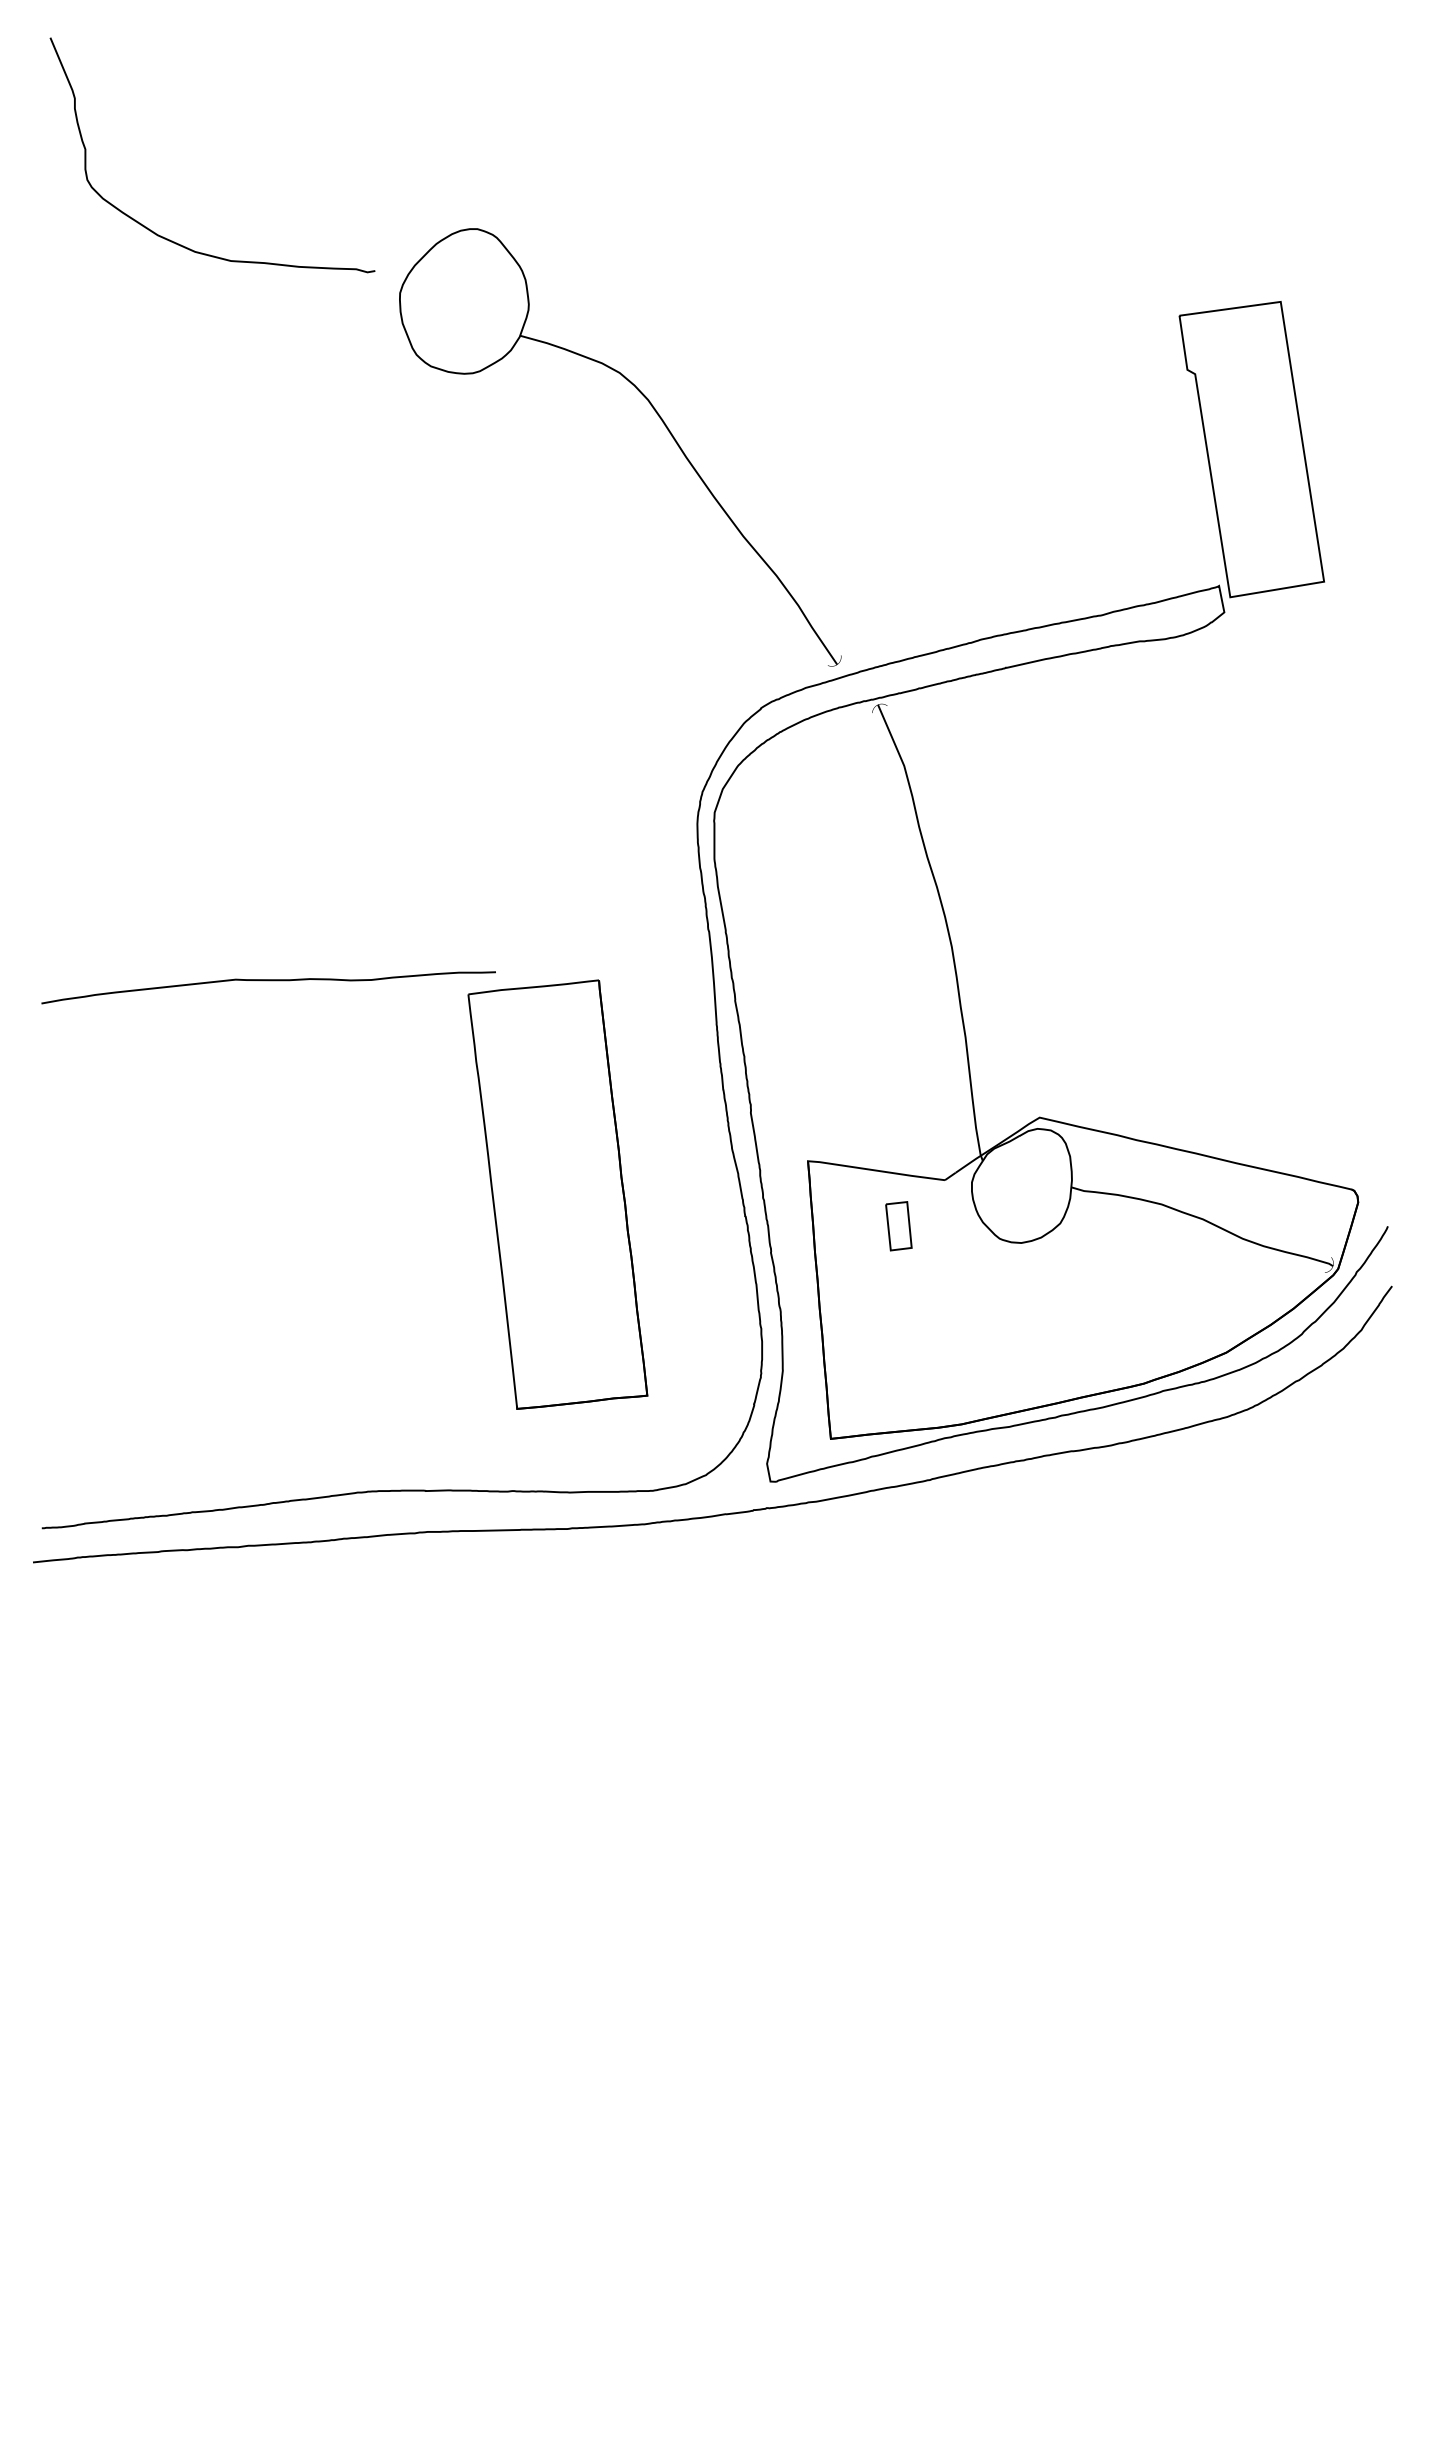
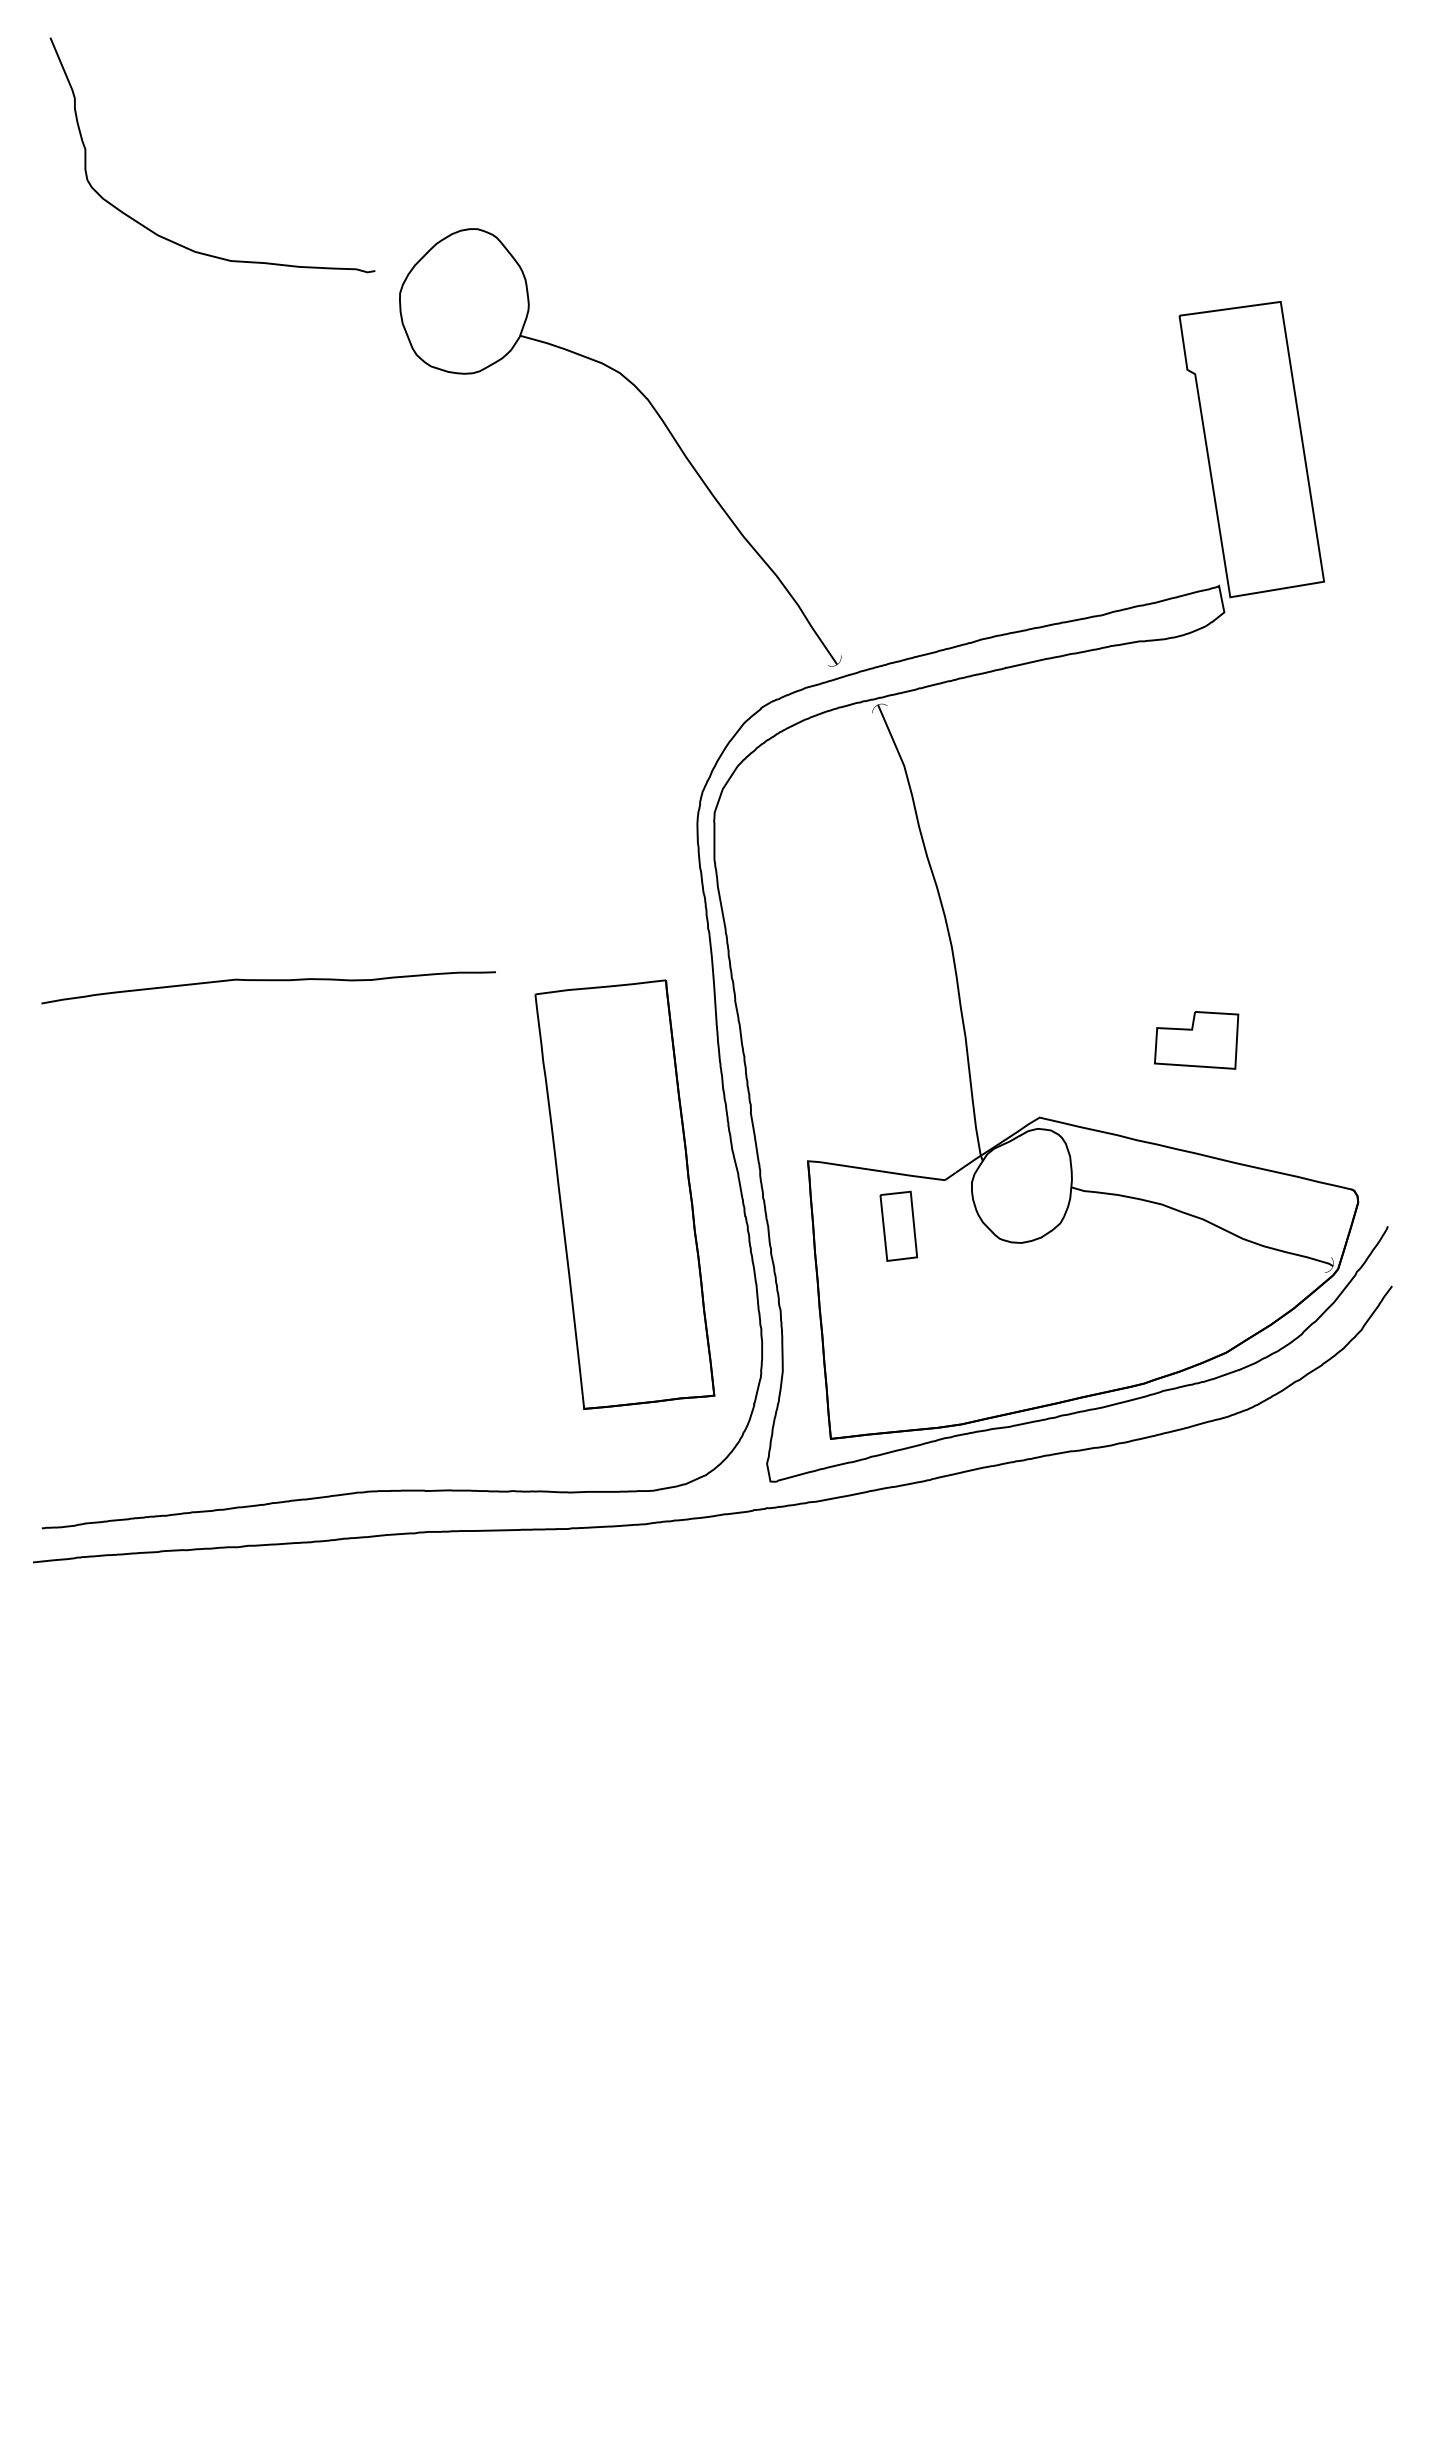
part: none -> present (1196, 1040)
part position: (557, 1194) -> (624, 1194) (624, 1194)
part size: 28x51 px -> 40x72 px (898, 1225)
